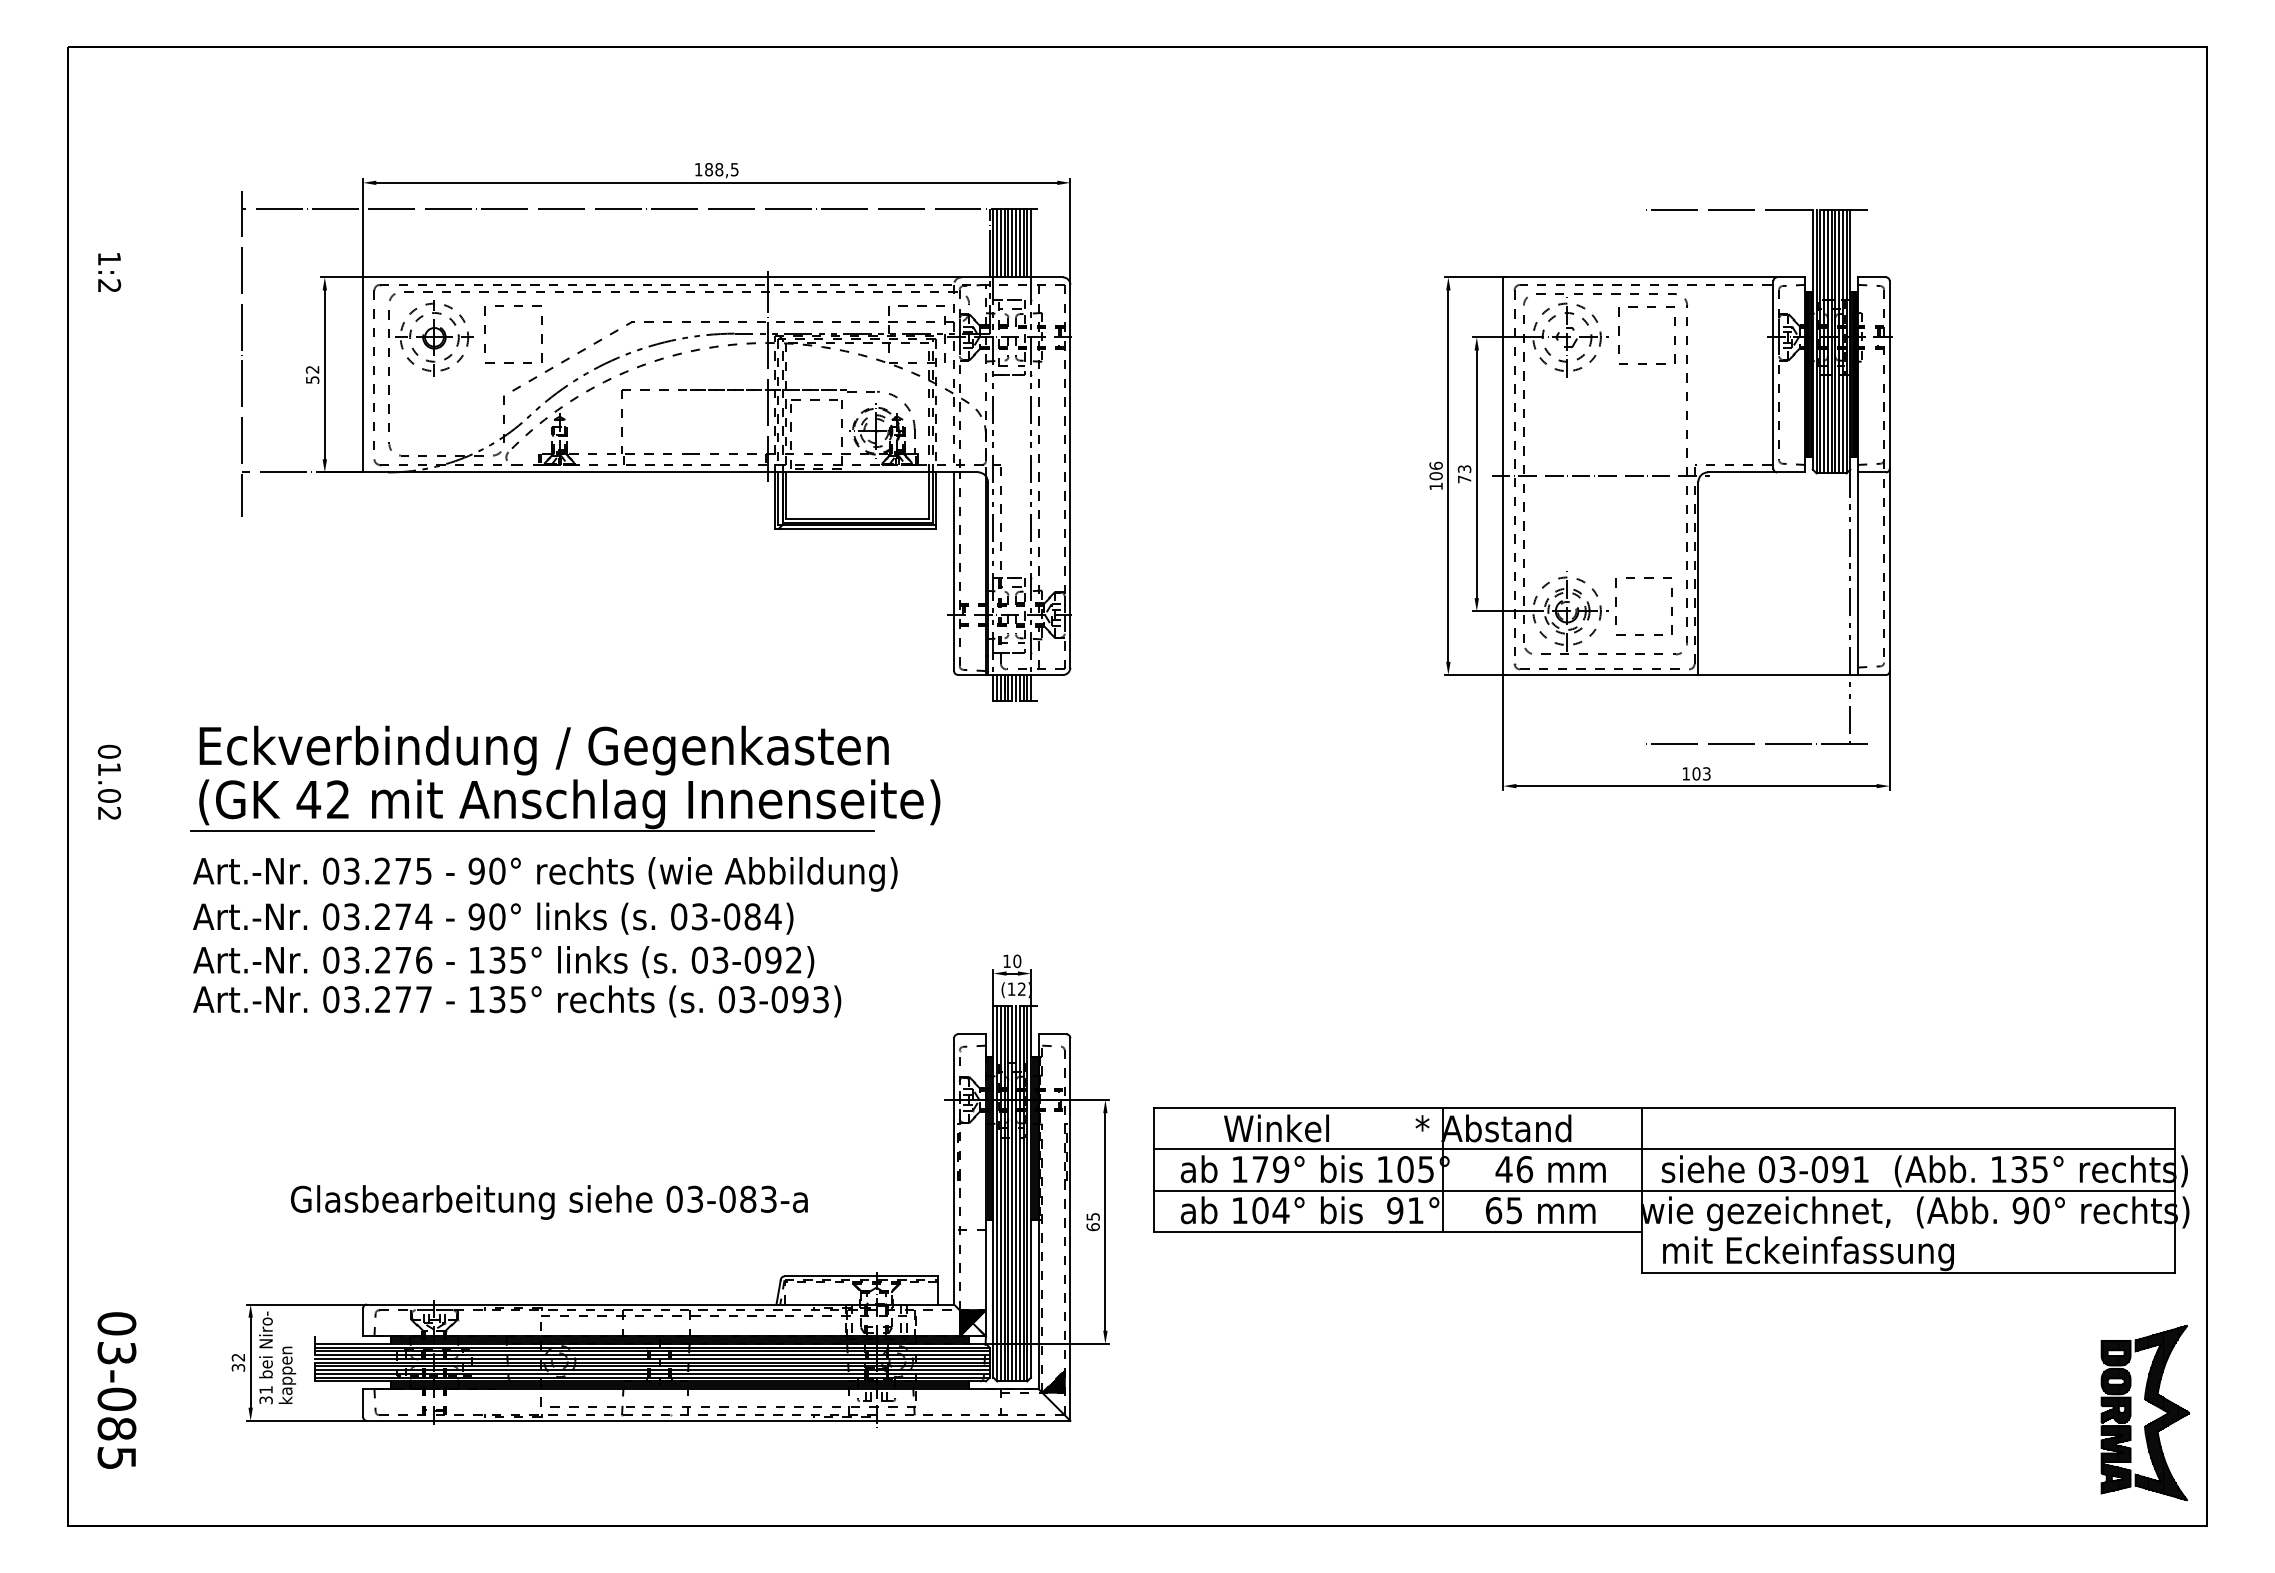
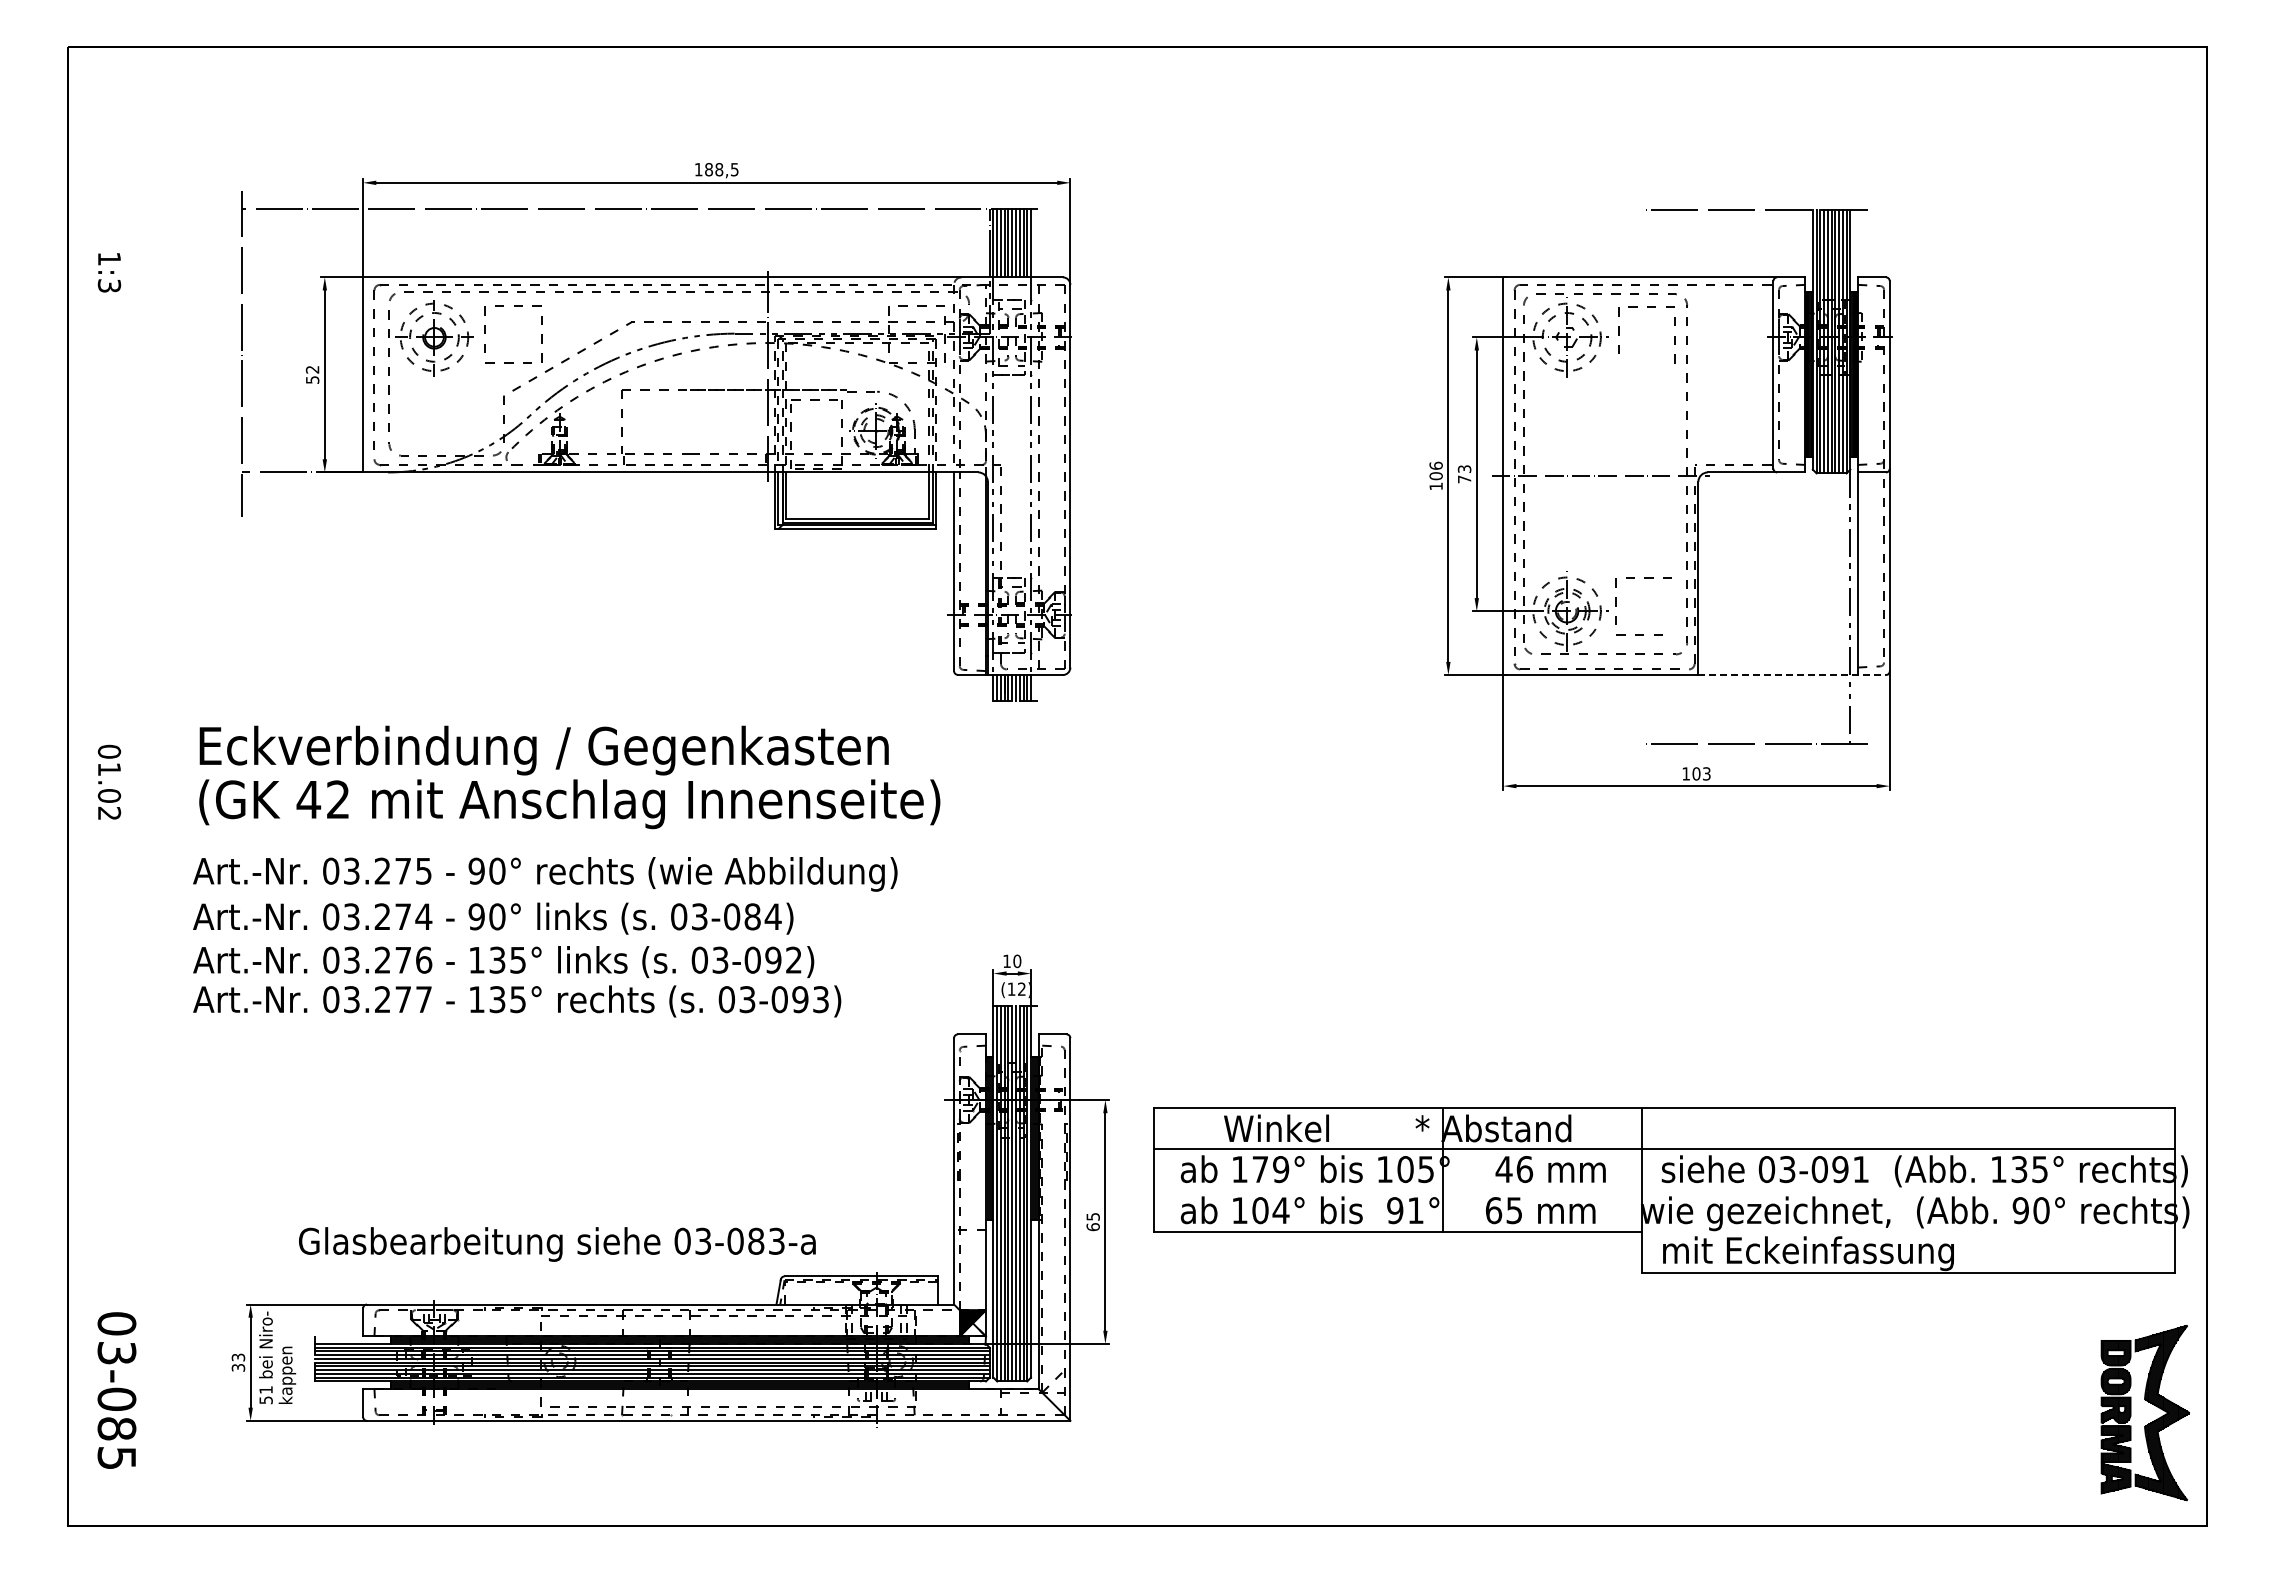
text: 1:2 -> 1:3 (108, 285)
line: present -> none (1642, 363)
line: present -> none (1671, 611)
line: solid -> dashed (1792, 675)
line: present -> none (531, 830)
line: present -> none (1664, 1190)
text position: (549, 1202) -> (557, 1244) (557, 1244)
text: 32 -> 33 (238, 1357)
hatch: present -> none (1053, 1381)
text: 31 -> 51 (265, 1399)
